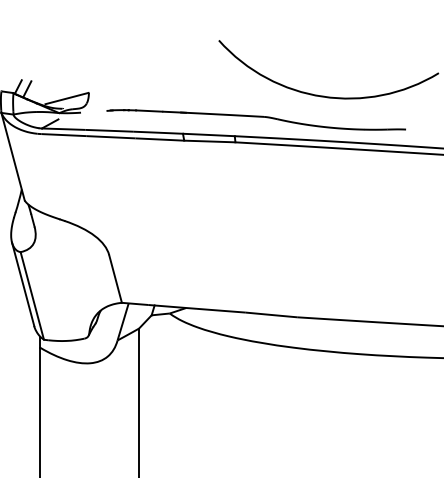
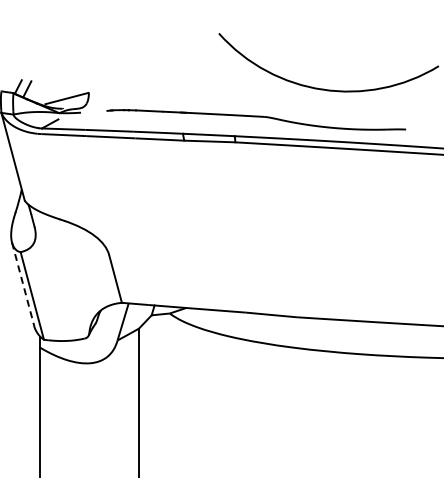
arc position: (324, 95) -> (324, 88) (324, 88)
line: solid -> dashed (23, 284)
